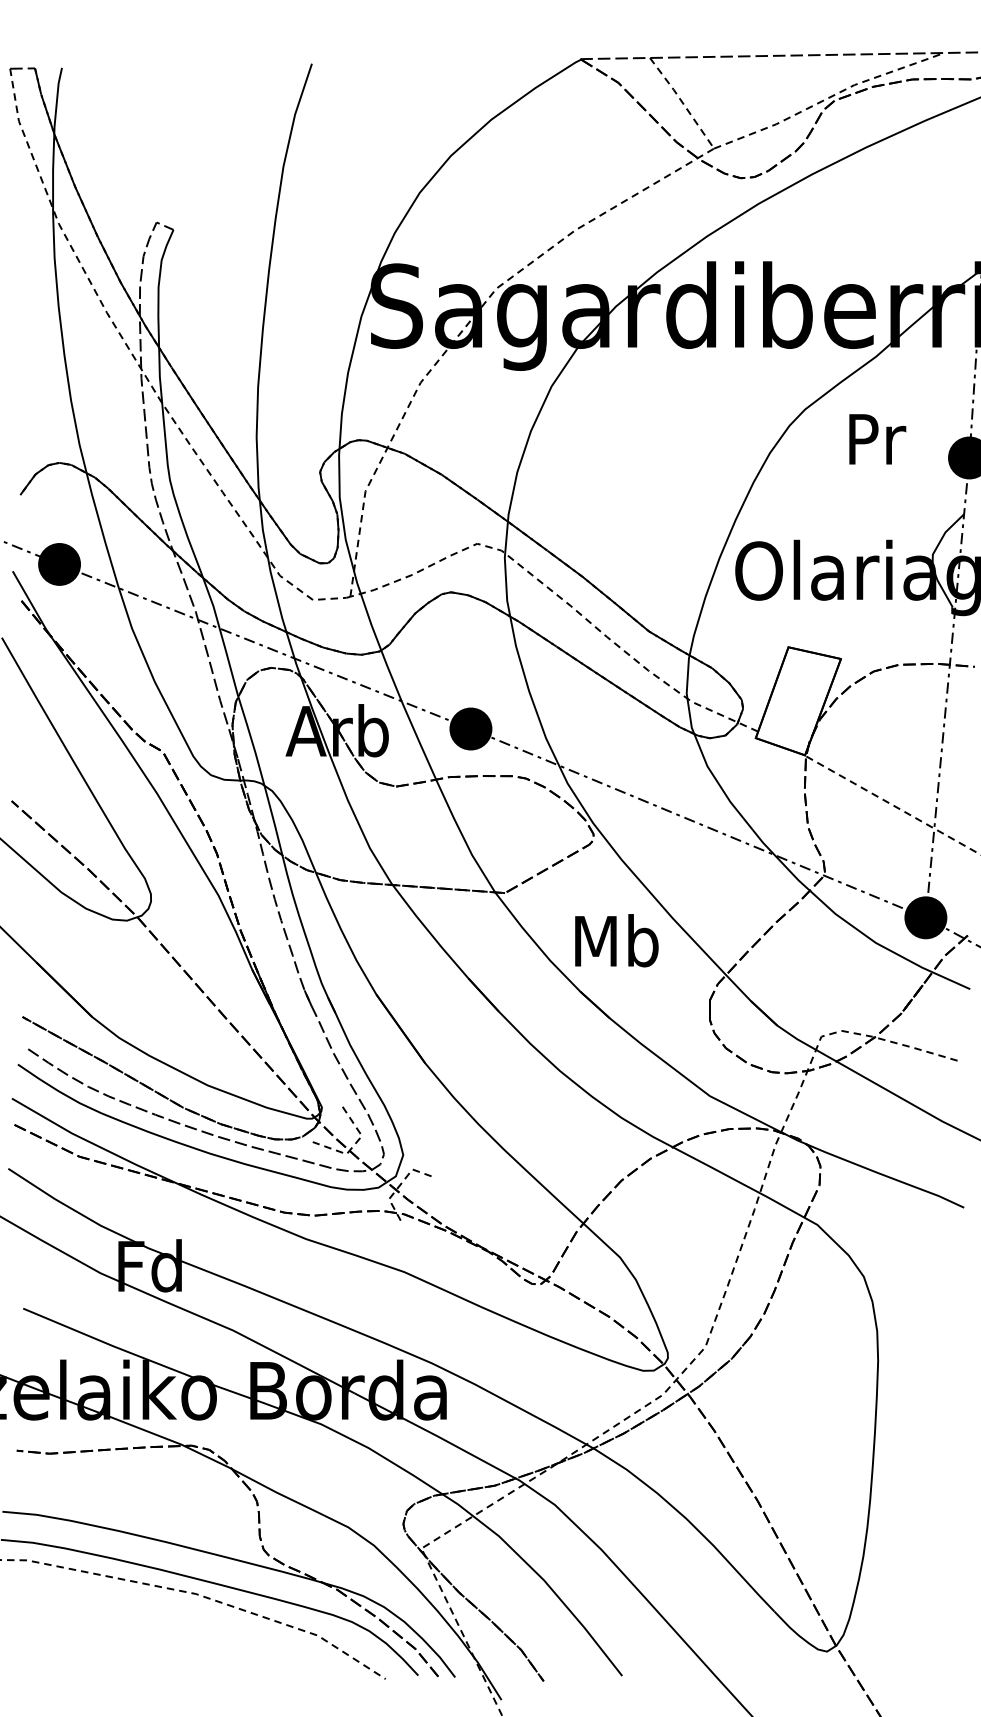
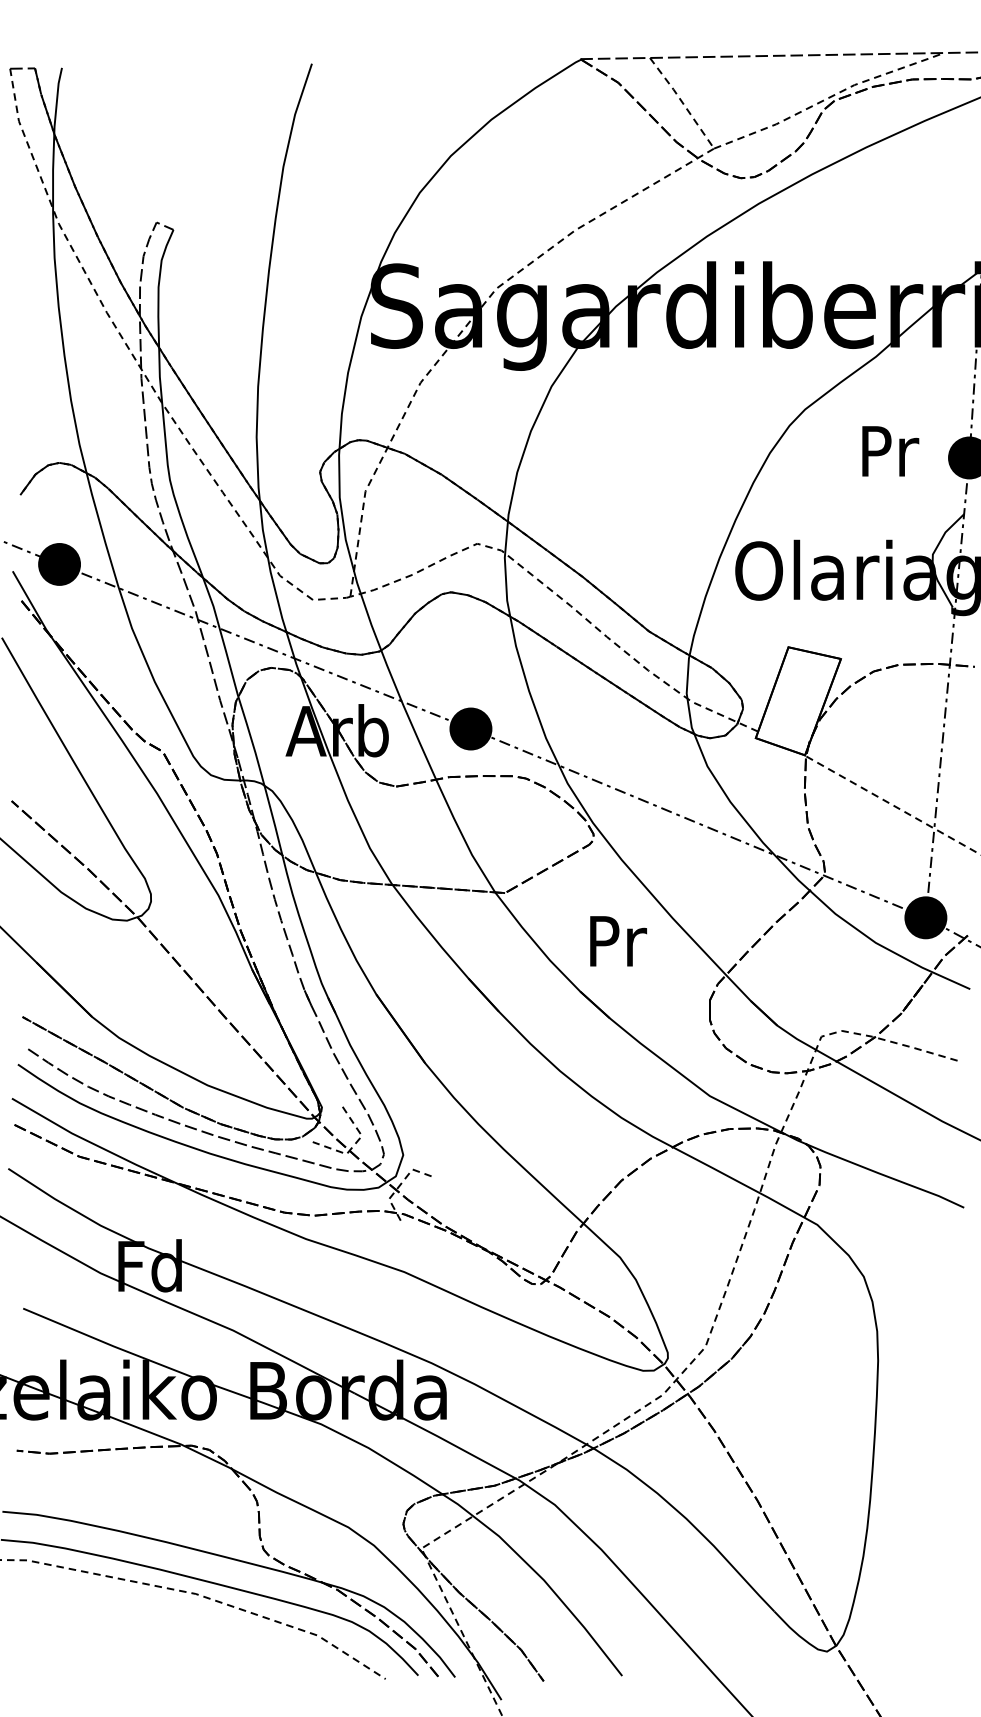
text position: (877, 439) -> (890, 451) (890, 451)
text: Mb -> Pr (616, 940)
